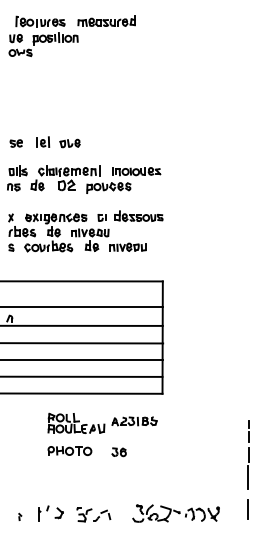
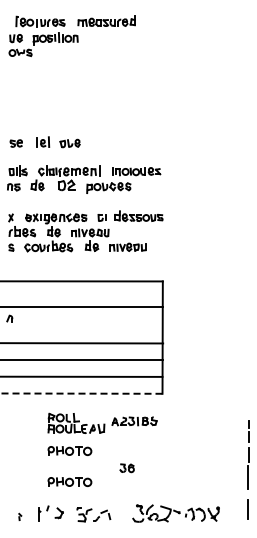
line: present -> none (82, 325)
line: solid -> dashed (81, 393)
part position: (118, 452) -> (126, 468) (126, 468)
part: none -> present (69, 481)
